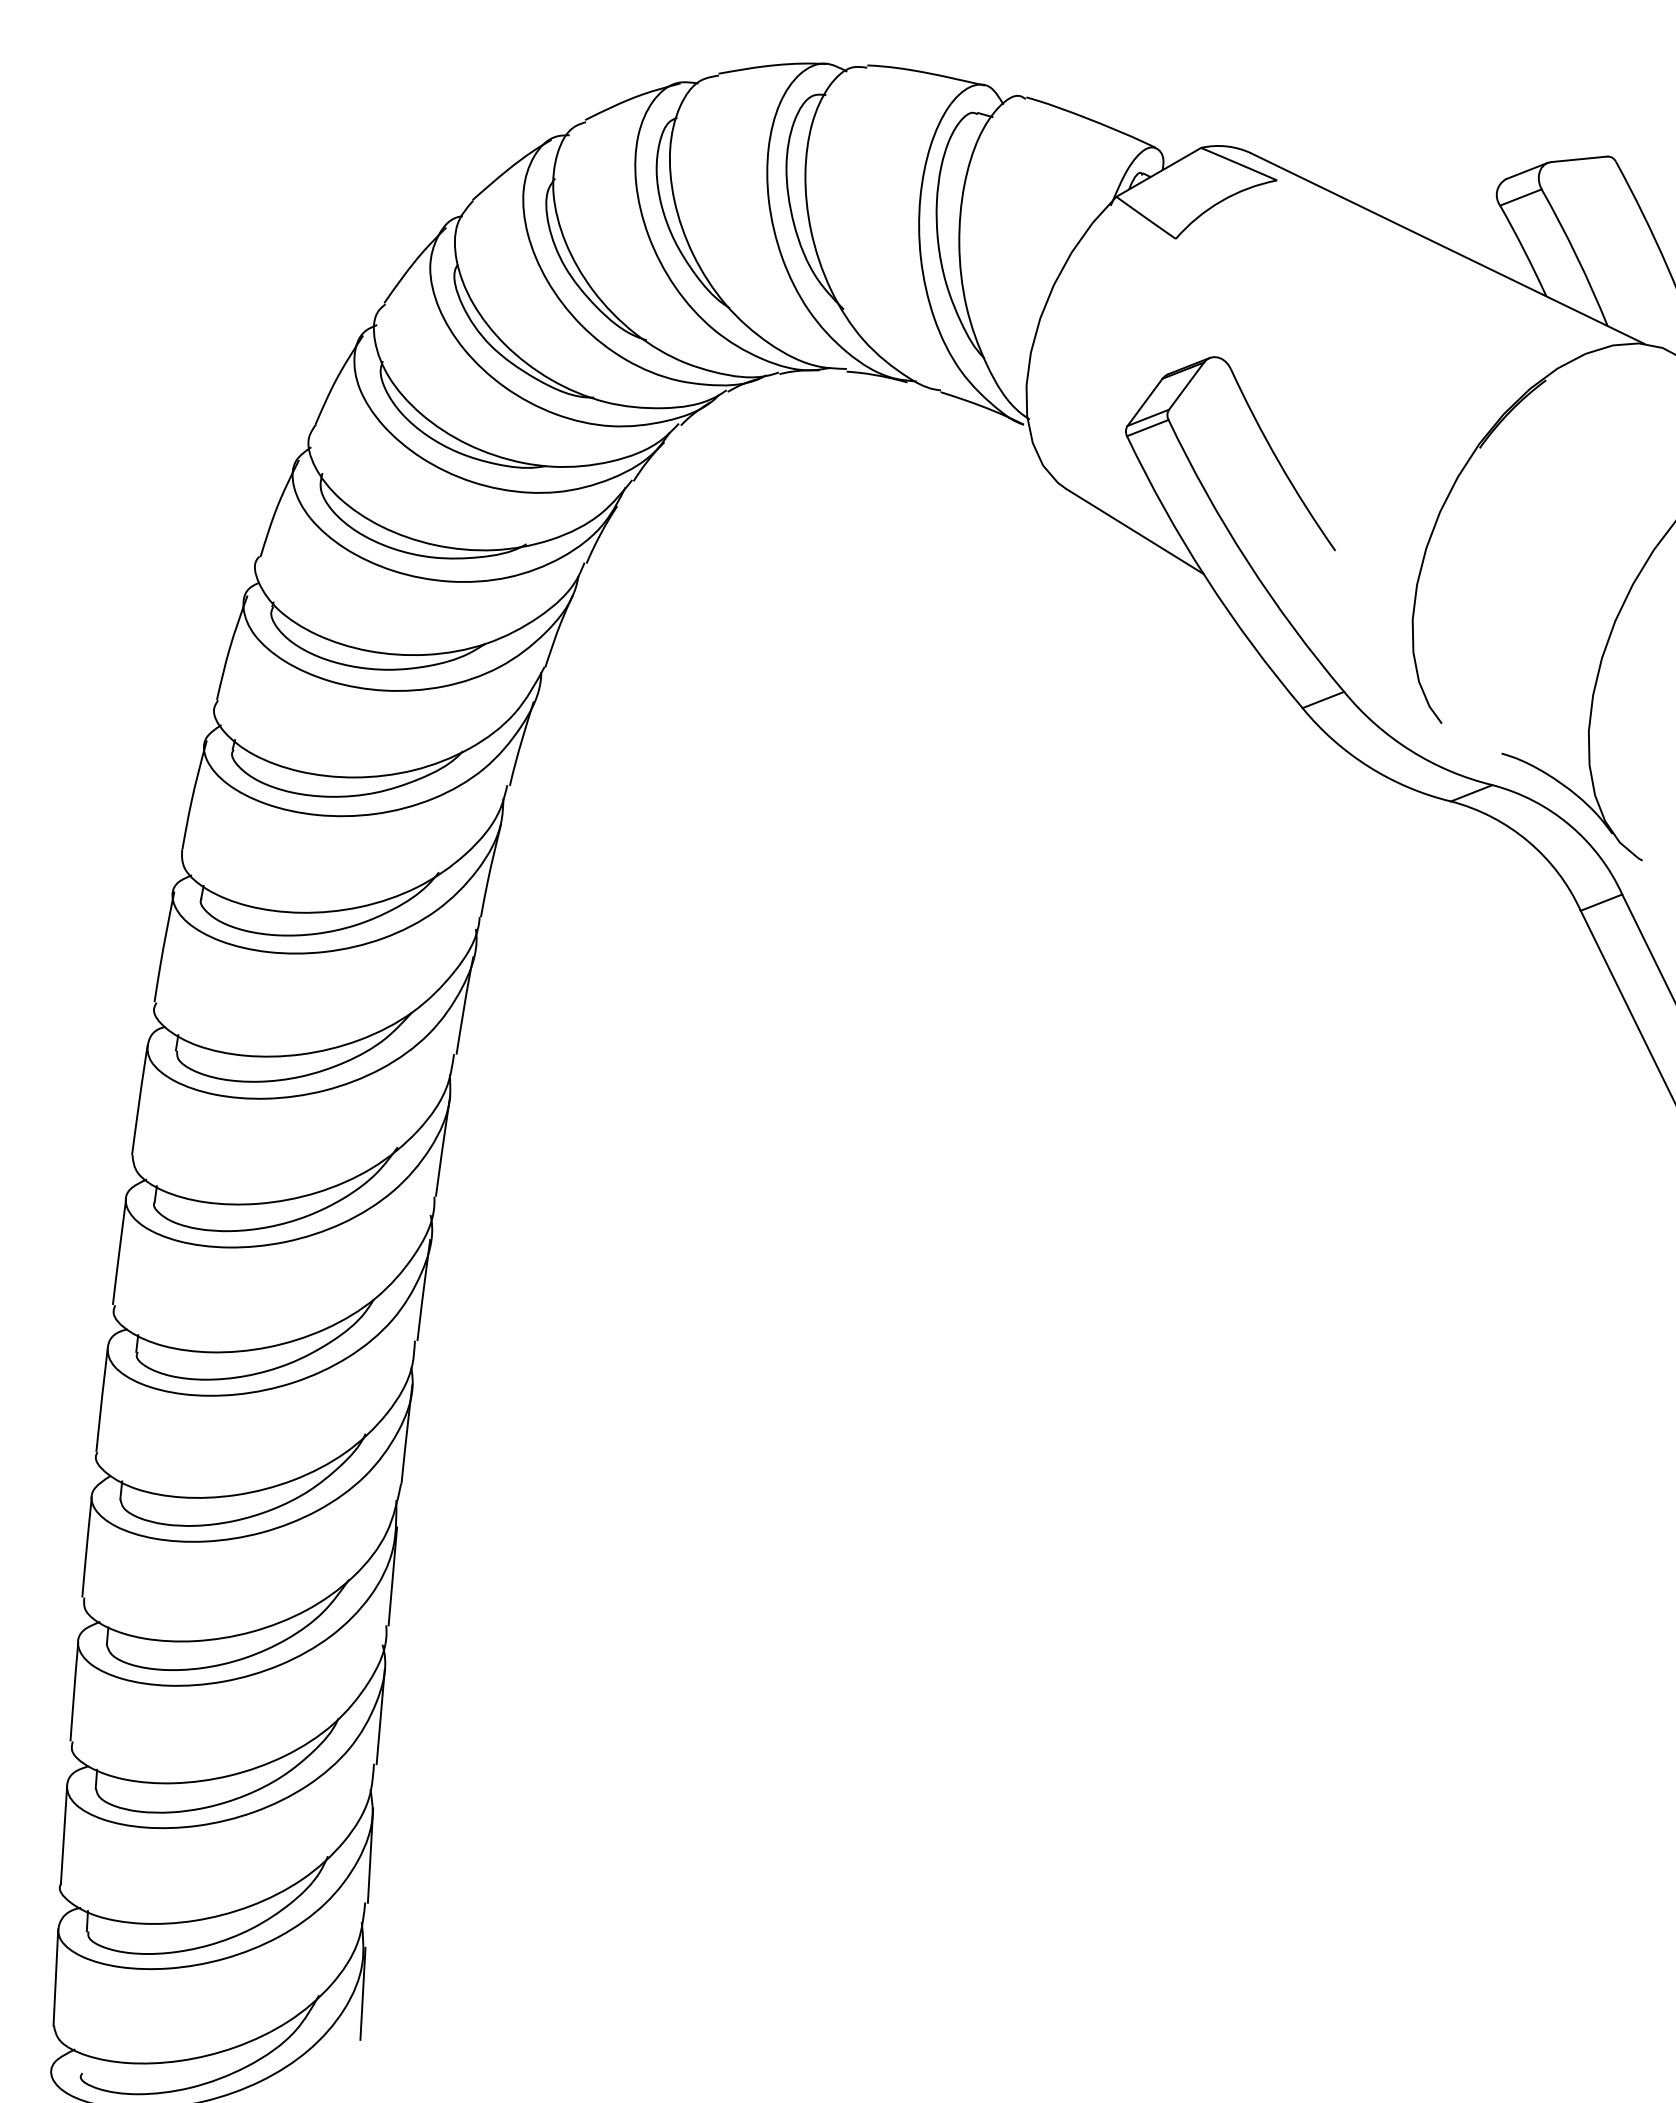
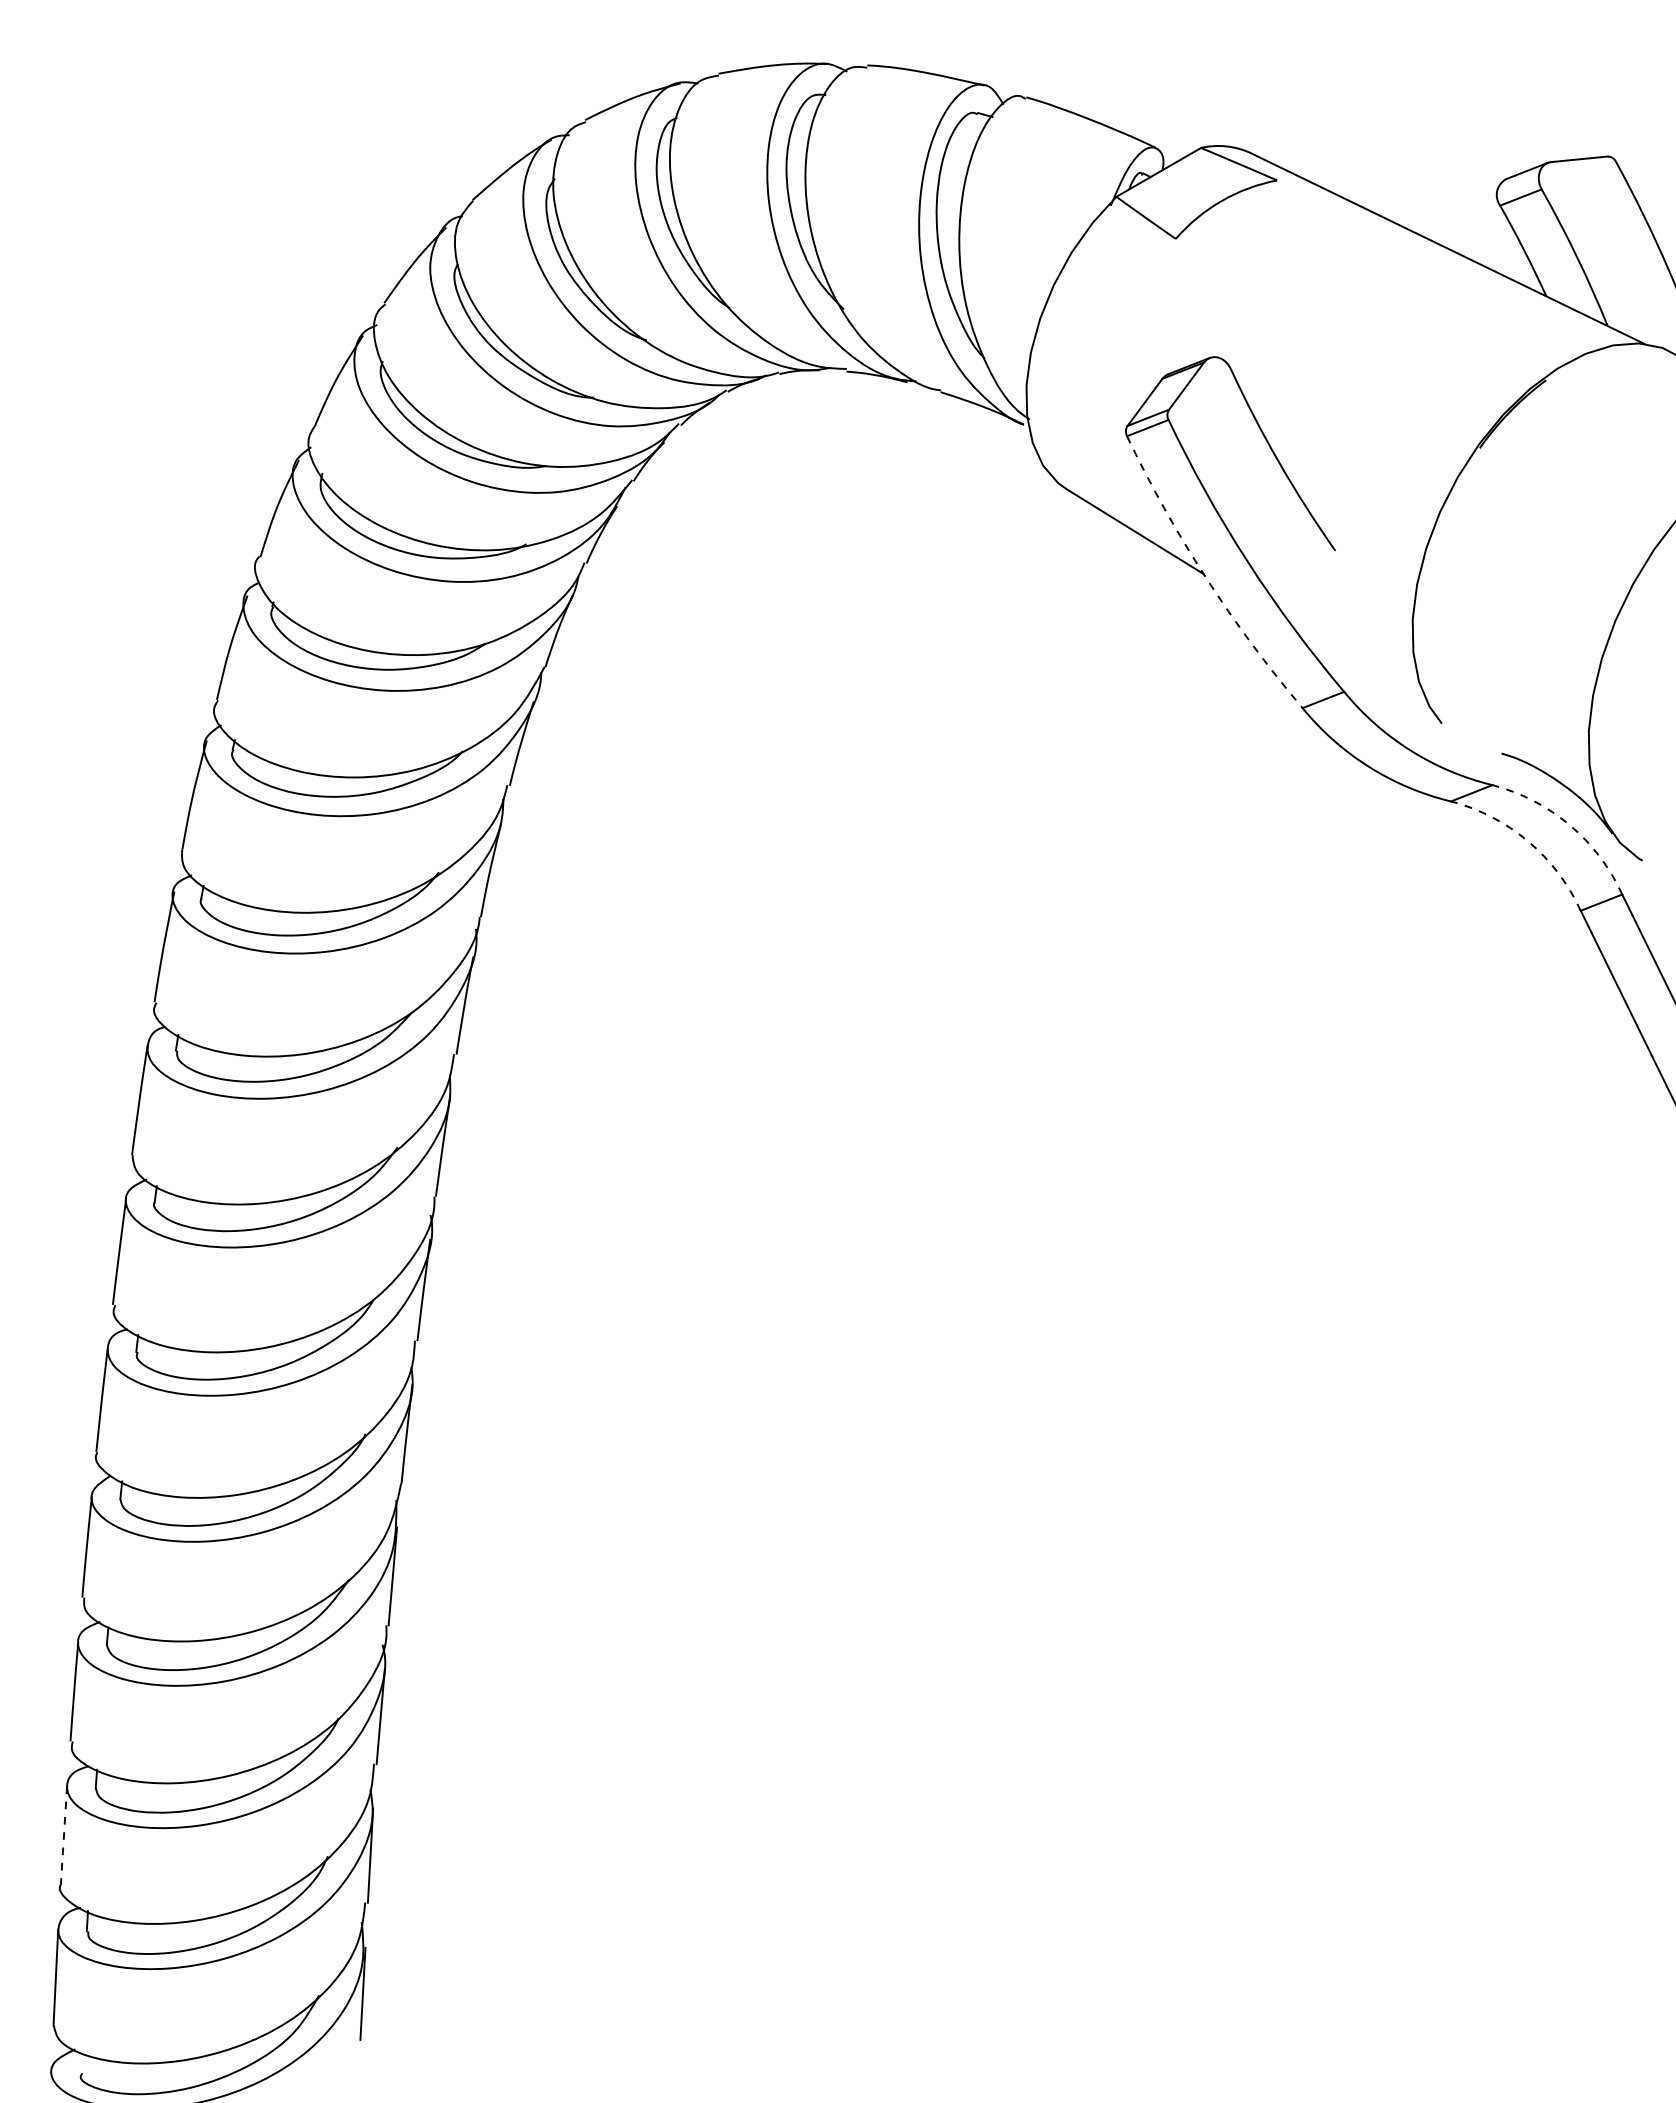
arc: solid -> dashed (1206, 577)
arc: solid -> dashed (1569, 825)
arc: solid -> dashed (1528, 841)
line: solid -> dashed (64, 1835)
